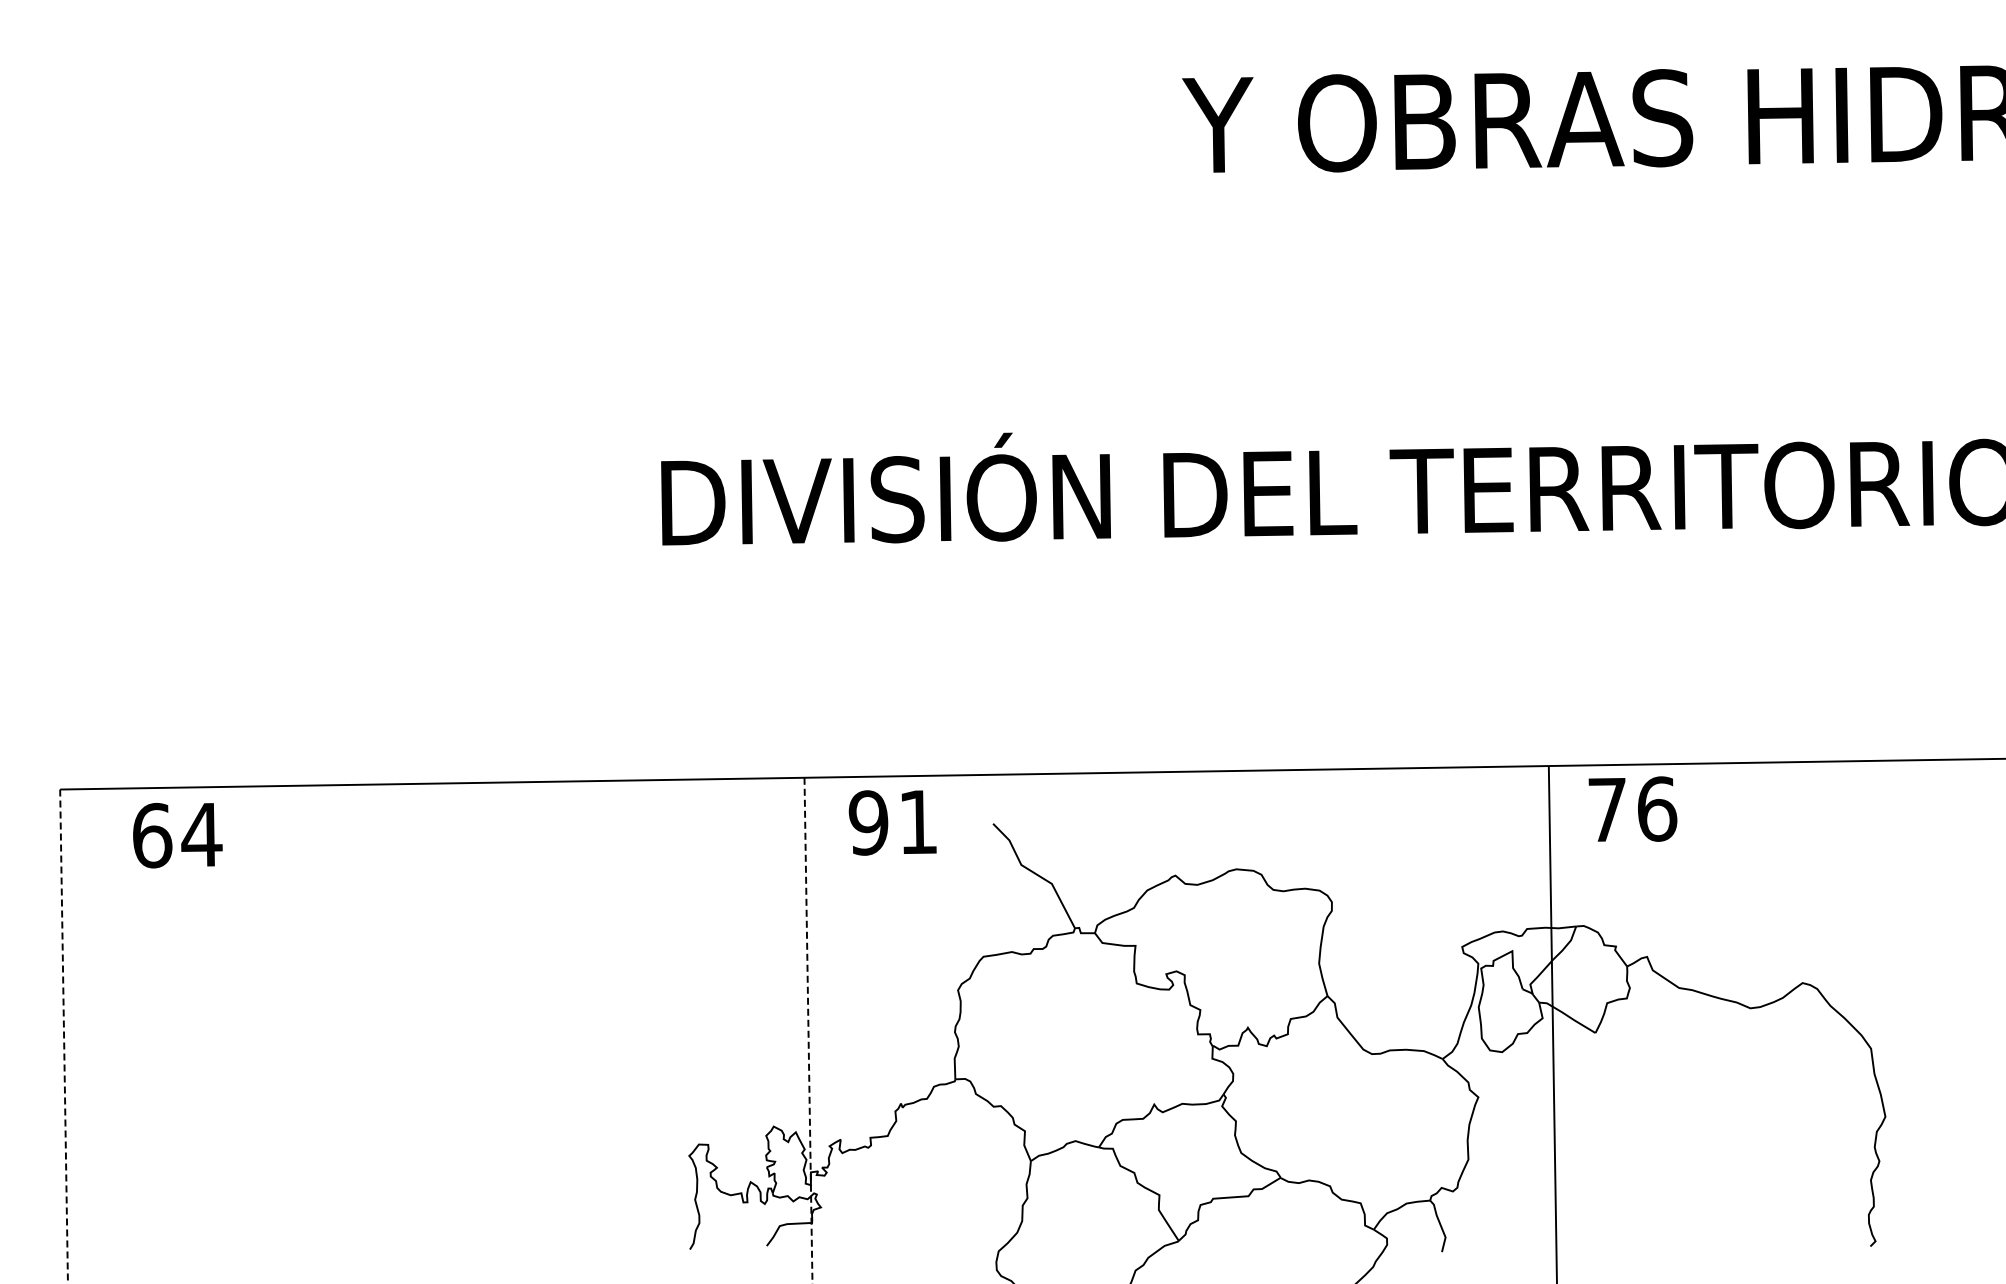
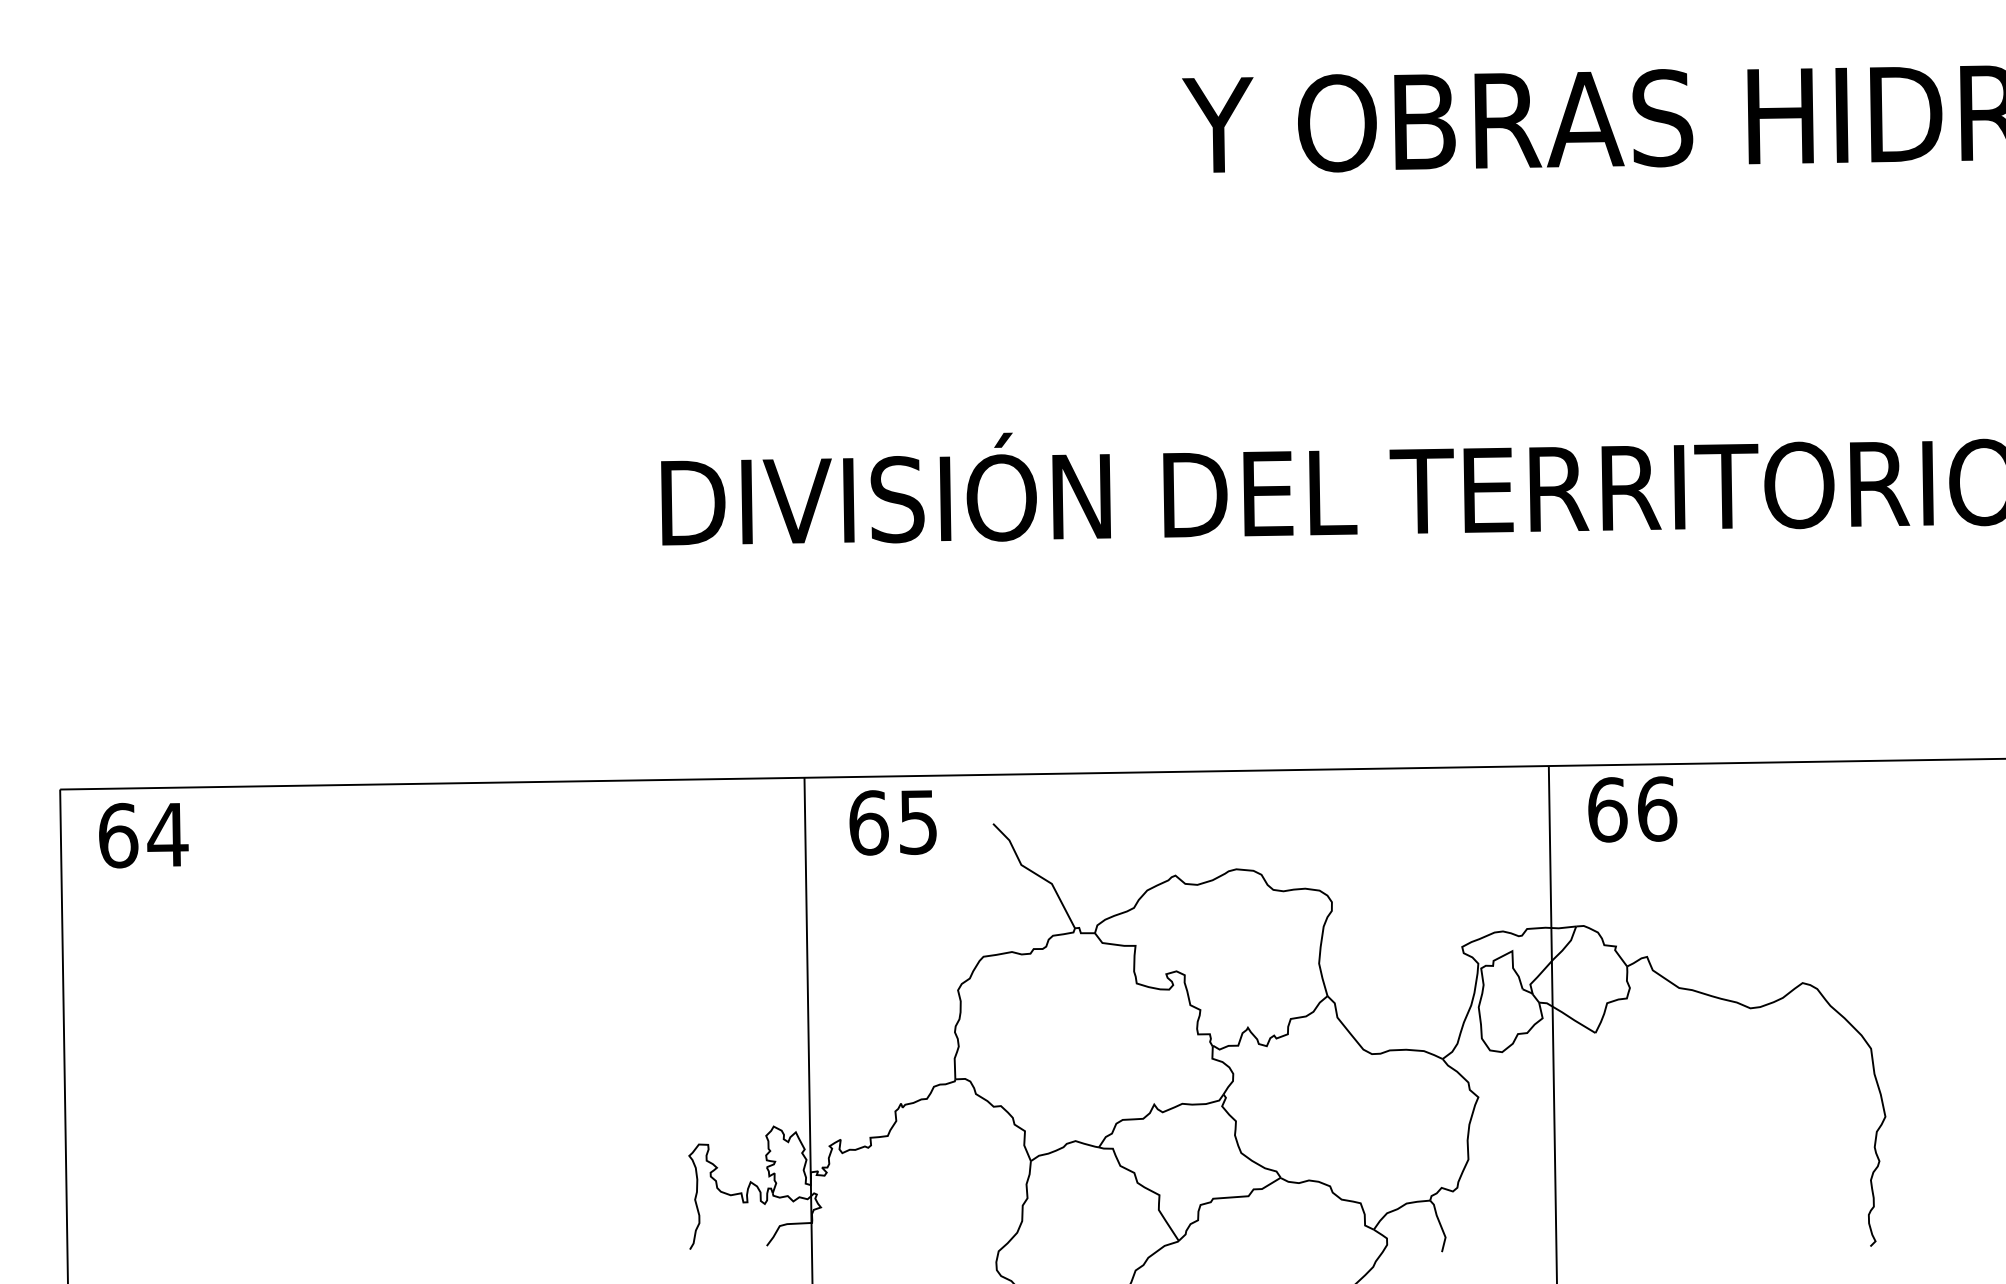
text: 76 -> 66 (1607, 809)
text: 91 -> 65 (892, 822)
text position: (177, 835) -> (143, 835) (143, 835)
line: dashed -> solid (808, 1030)
line: dashed -> solid (64, 1036)
